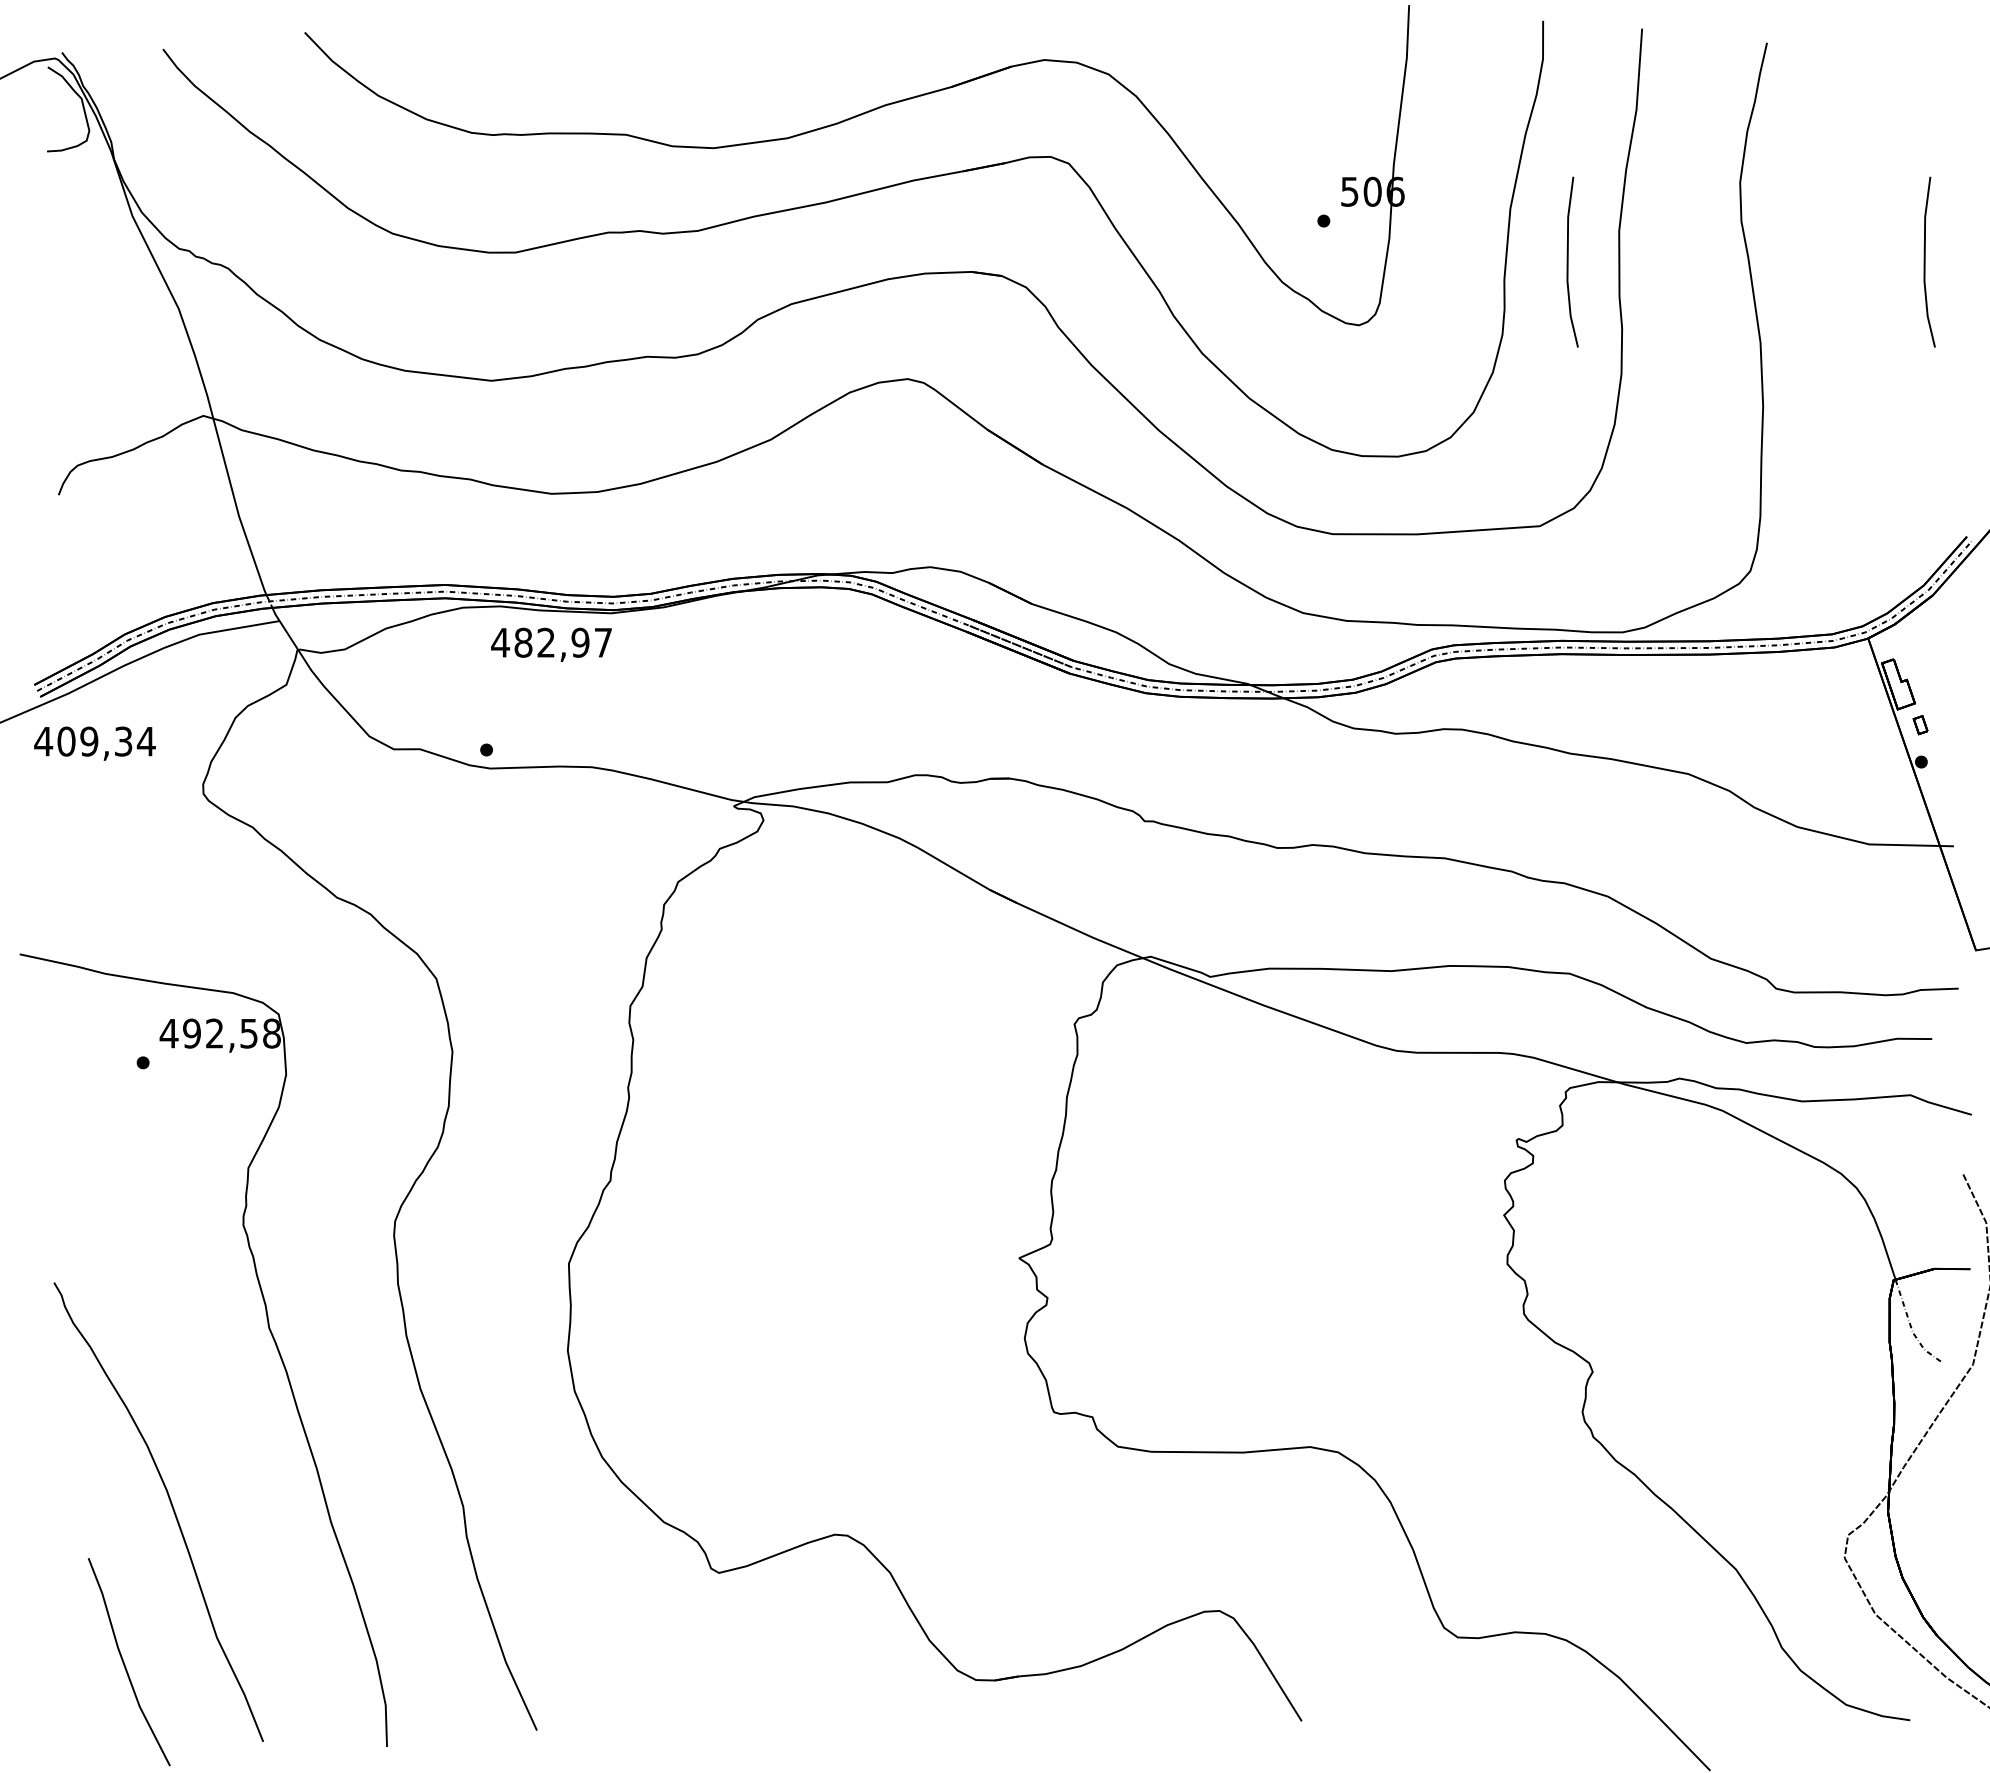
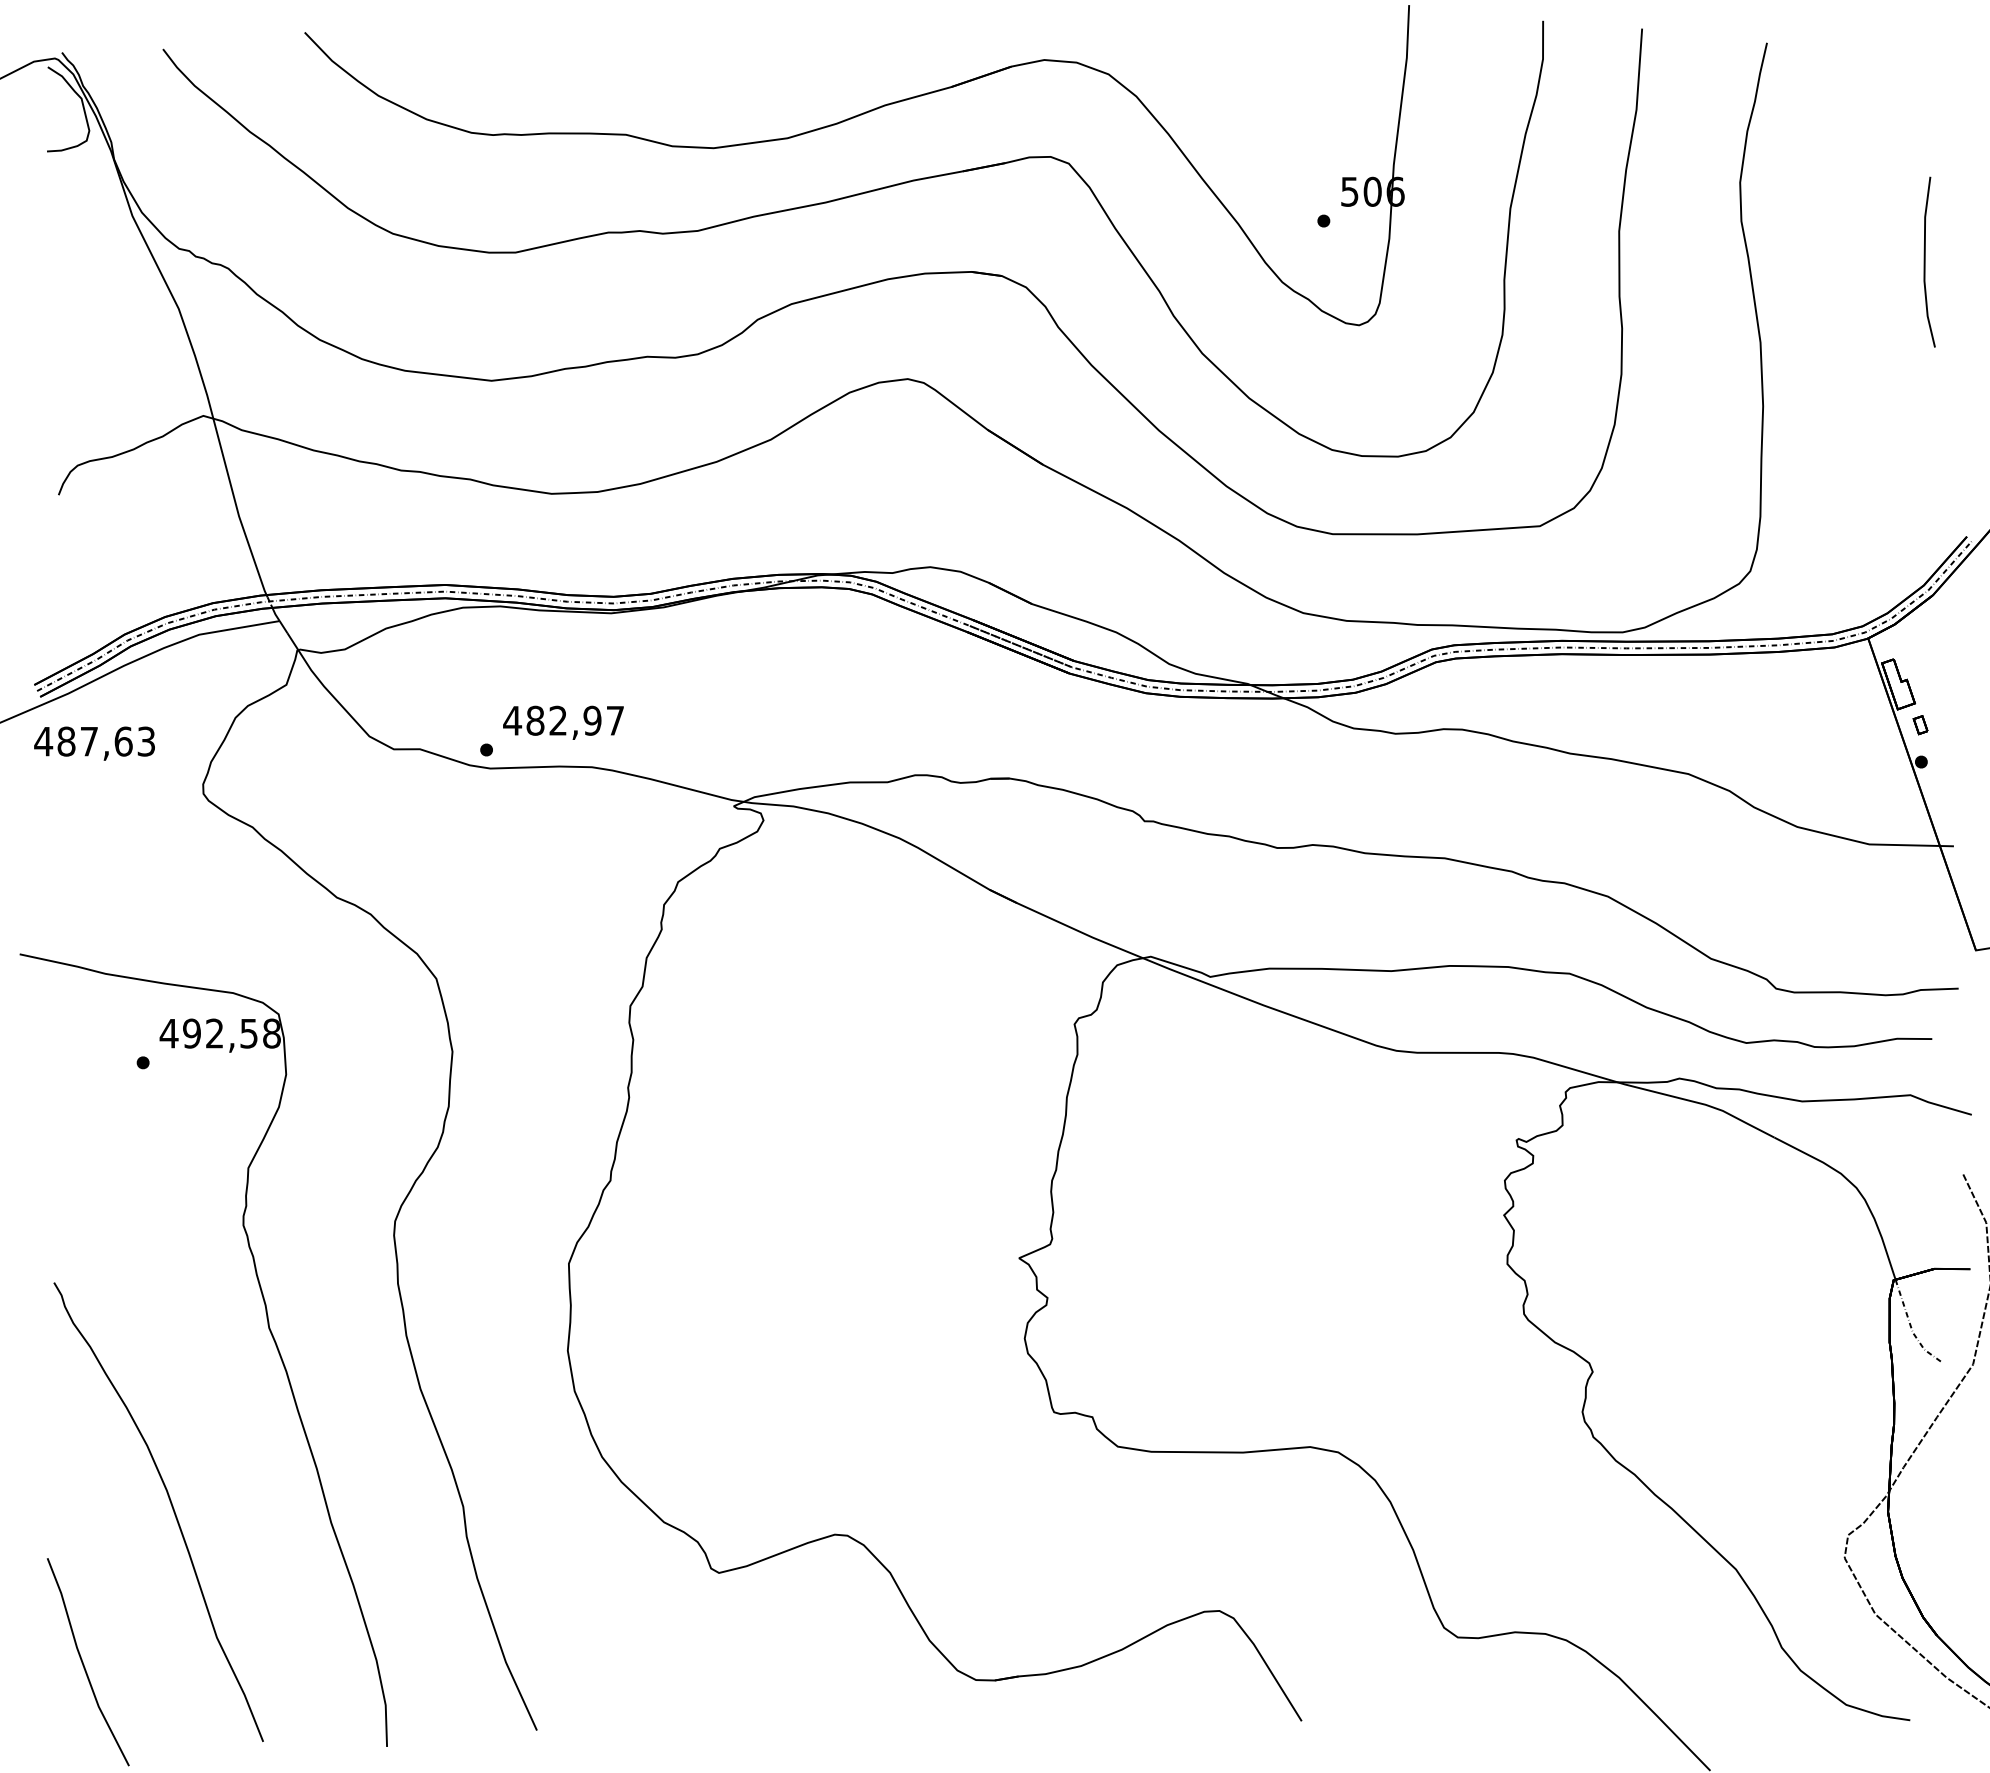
line: present -> none (1568, 261)
text position: (551, 644) -> (563, 722) (563, 722)
text: 409,34 -> 487,63 (106, 741)
line position: (125, 1664) -> (84, 1664) (84, 1664)
